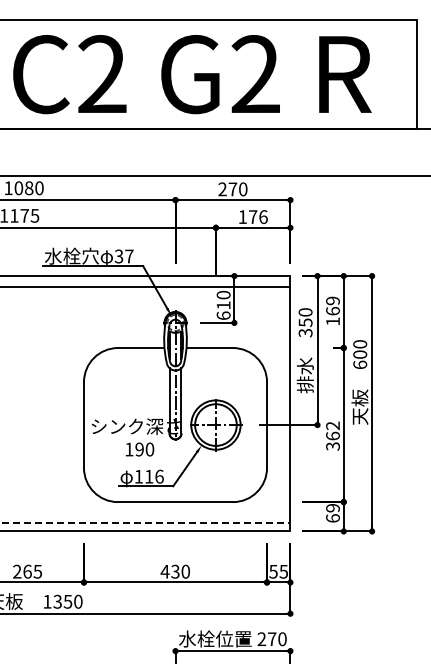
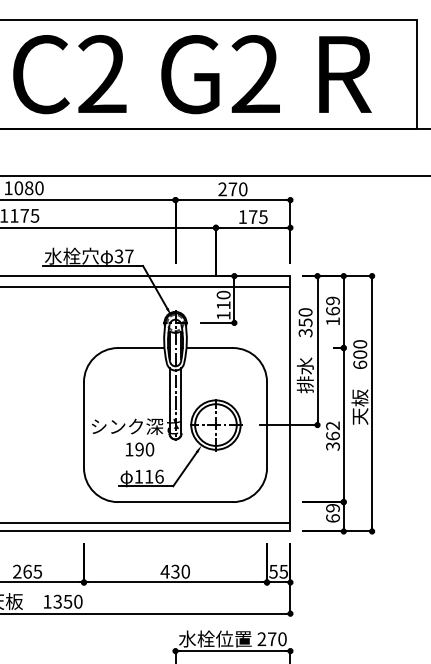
text: 176 -> 175 (263, 216)
text: 610 -> 110 (223, 315)
line: dashed -> solid (145, 522)
